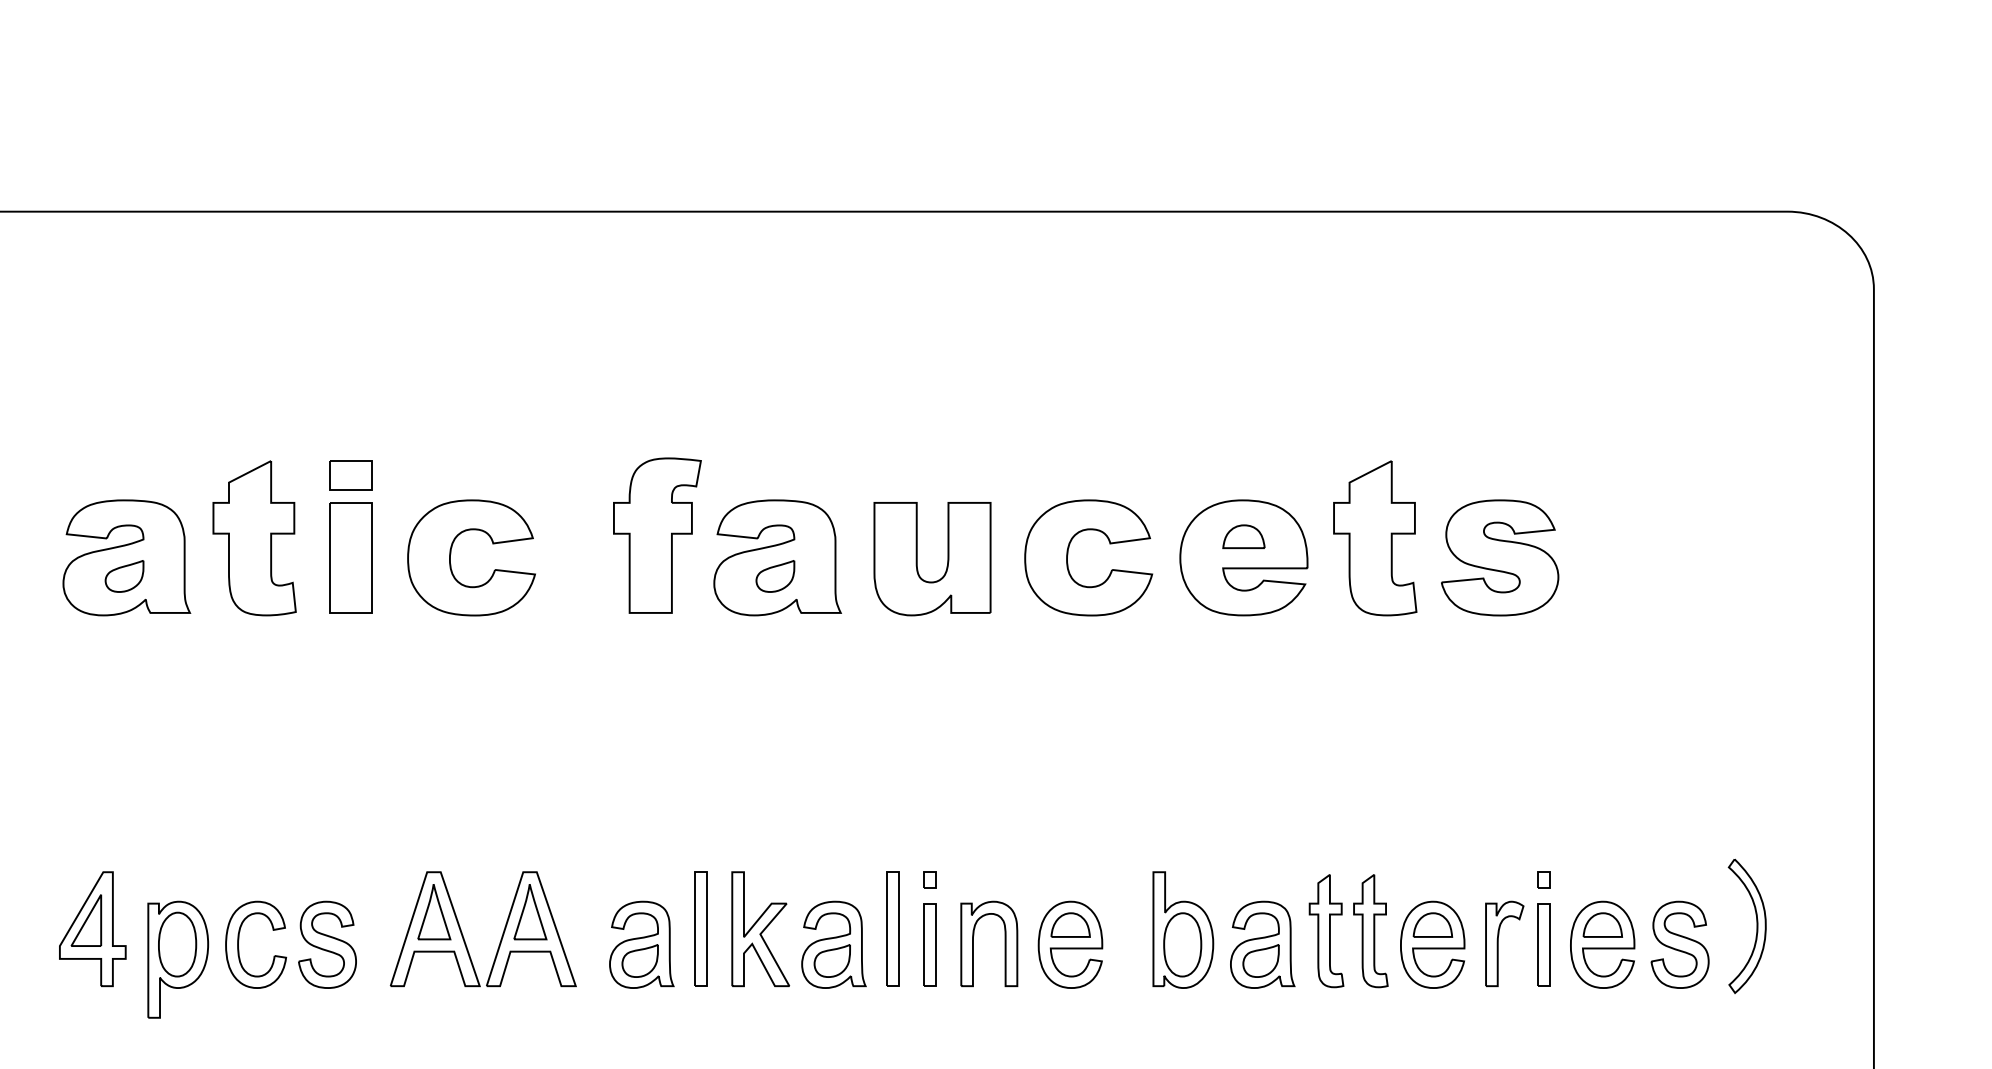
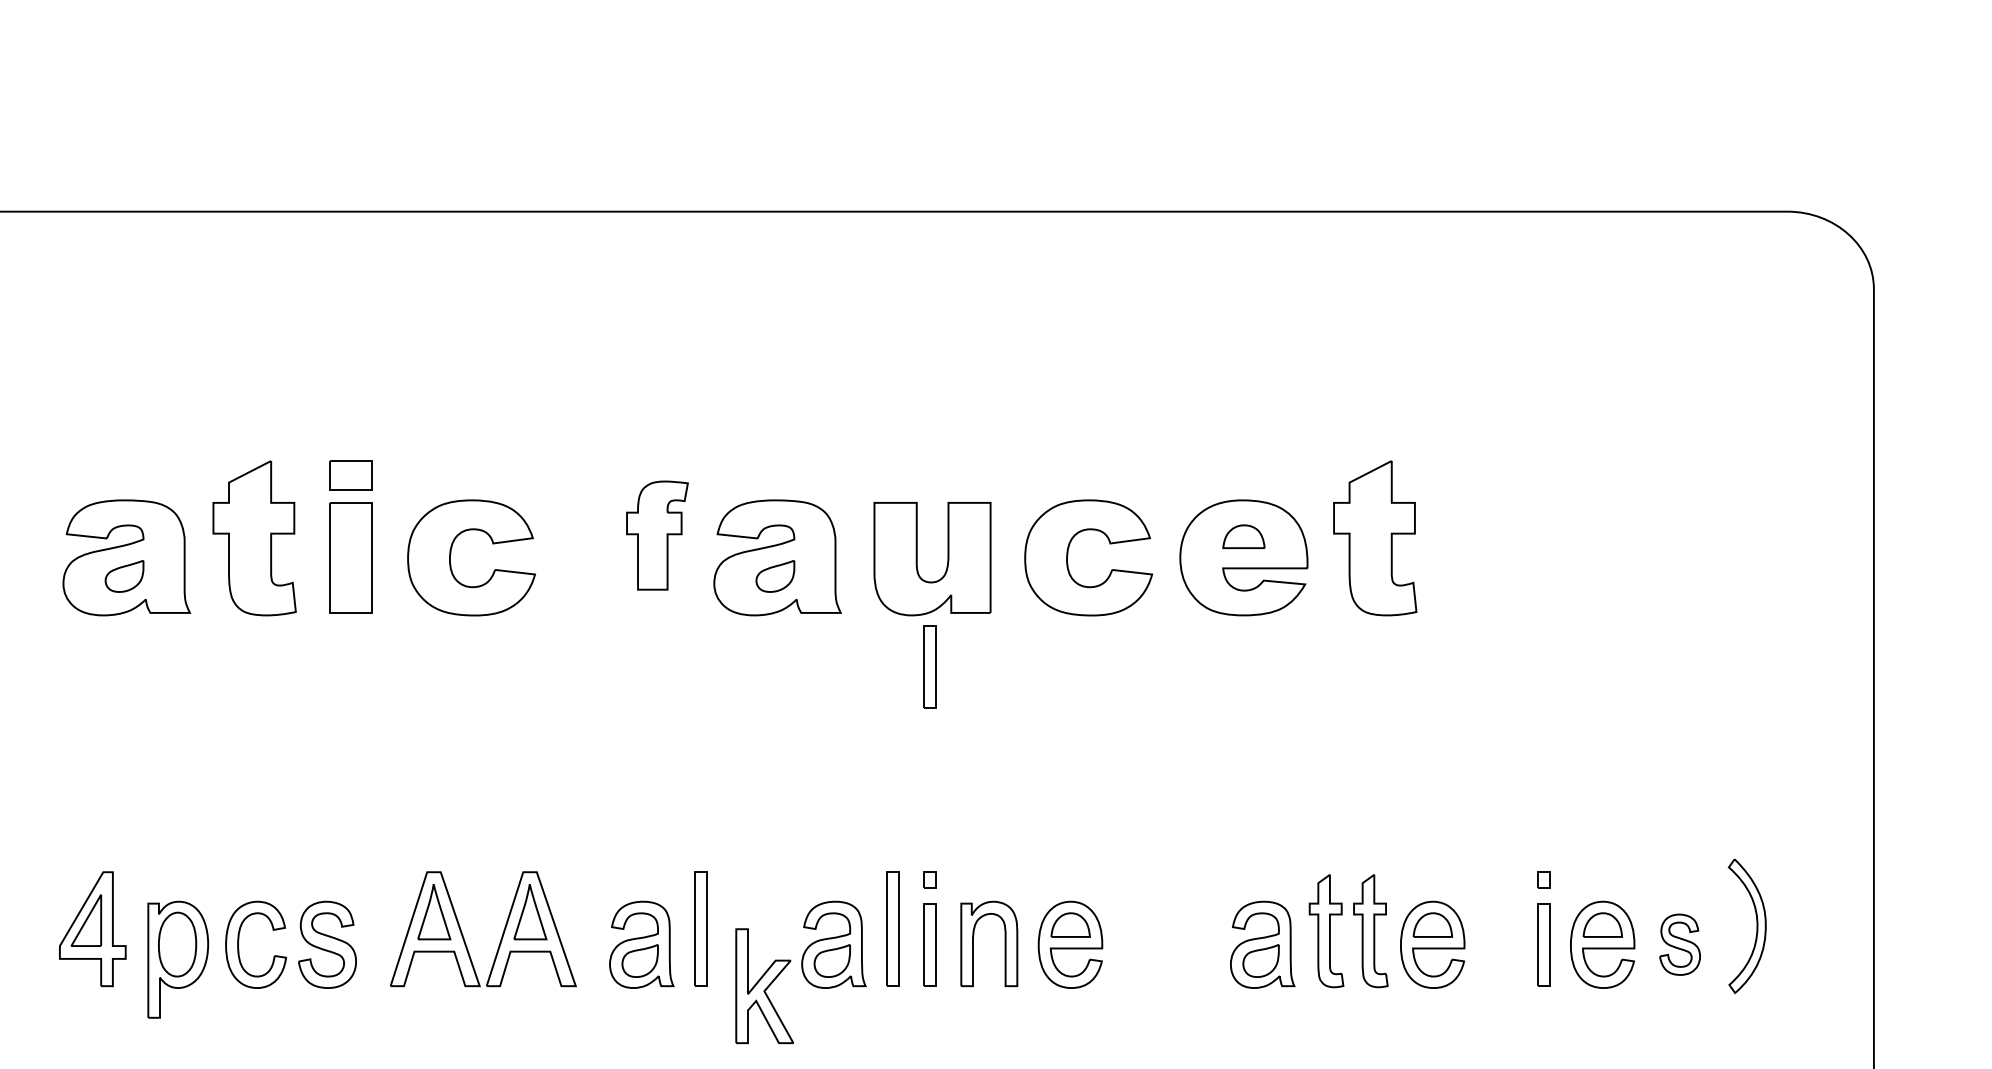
part size: 89x157 px -> 63x111 px (657, 535)
part: present -> none (1500, 557)
part: none -> present (929, 666)
part position: (760, 929) -> (764, 986) (764, 986)
part: present -> none (1183, 929)
part: present -> none (1504, 943)
part size: 60x89 px -> 42x63 px (1679, 944)
